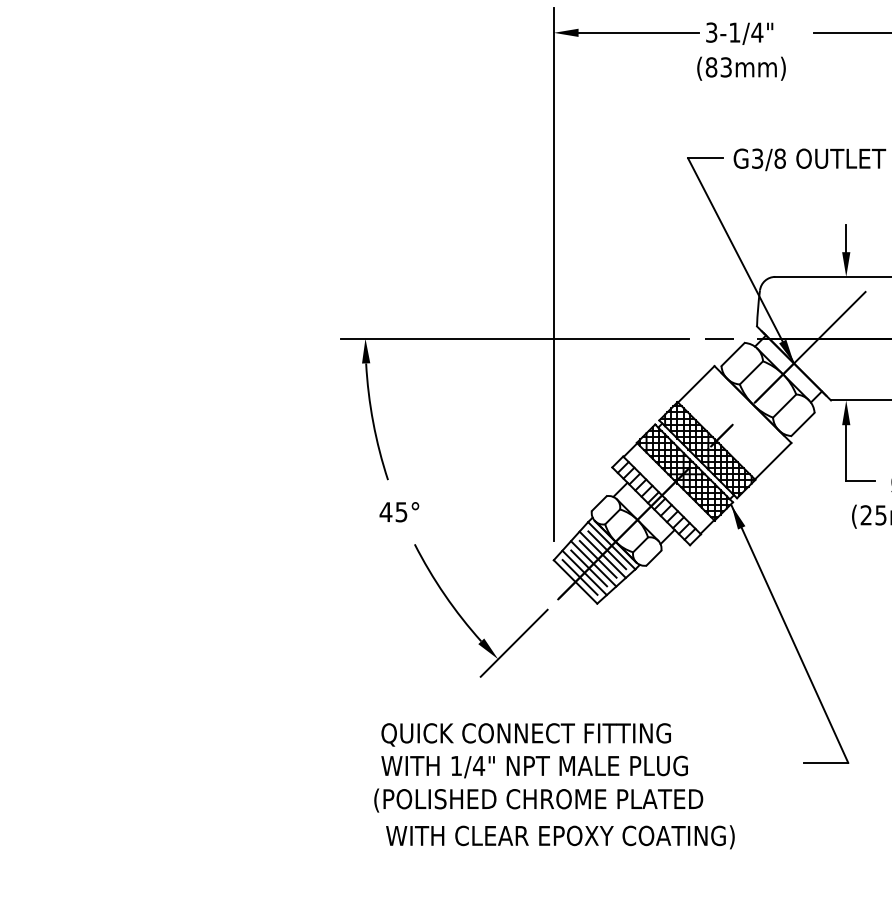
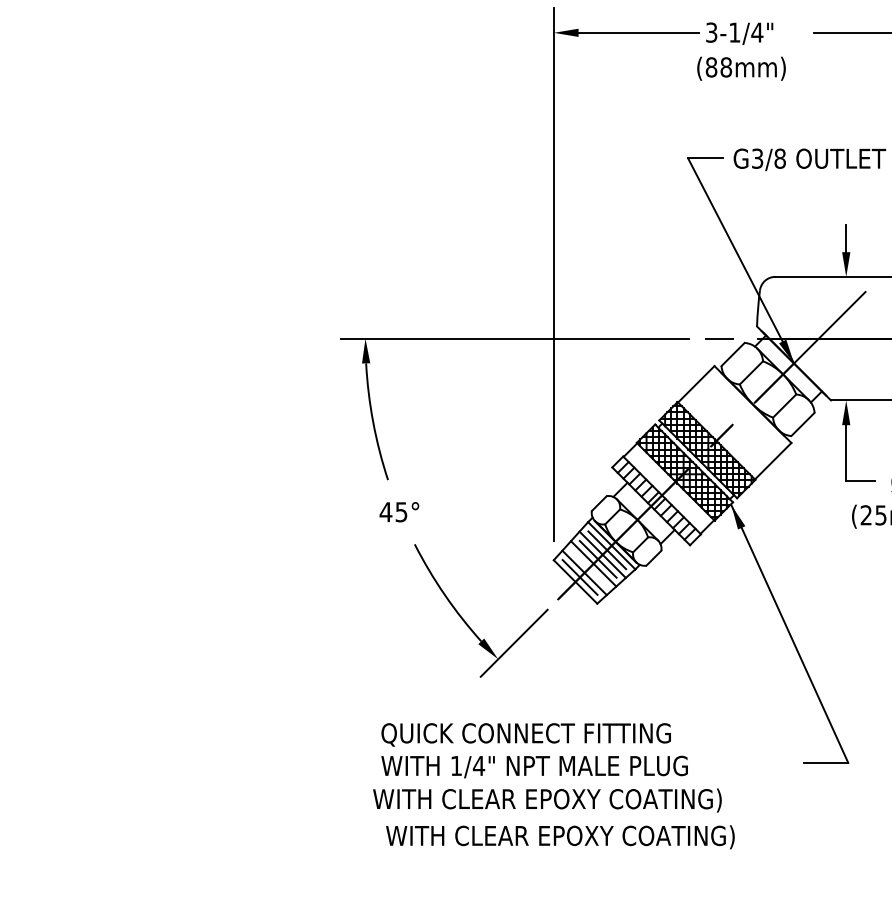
text: (83mm) -> (88mm) (726, 67)
line: present -> none (589, 568)
text: (POLISHED CHROME PLATED -> WITH CLEAR EPOXY COATING) (547, 800)
